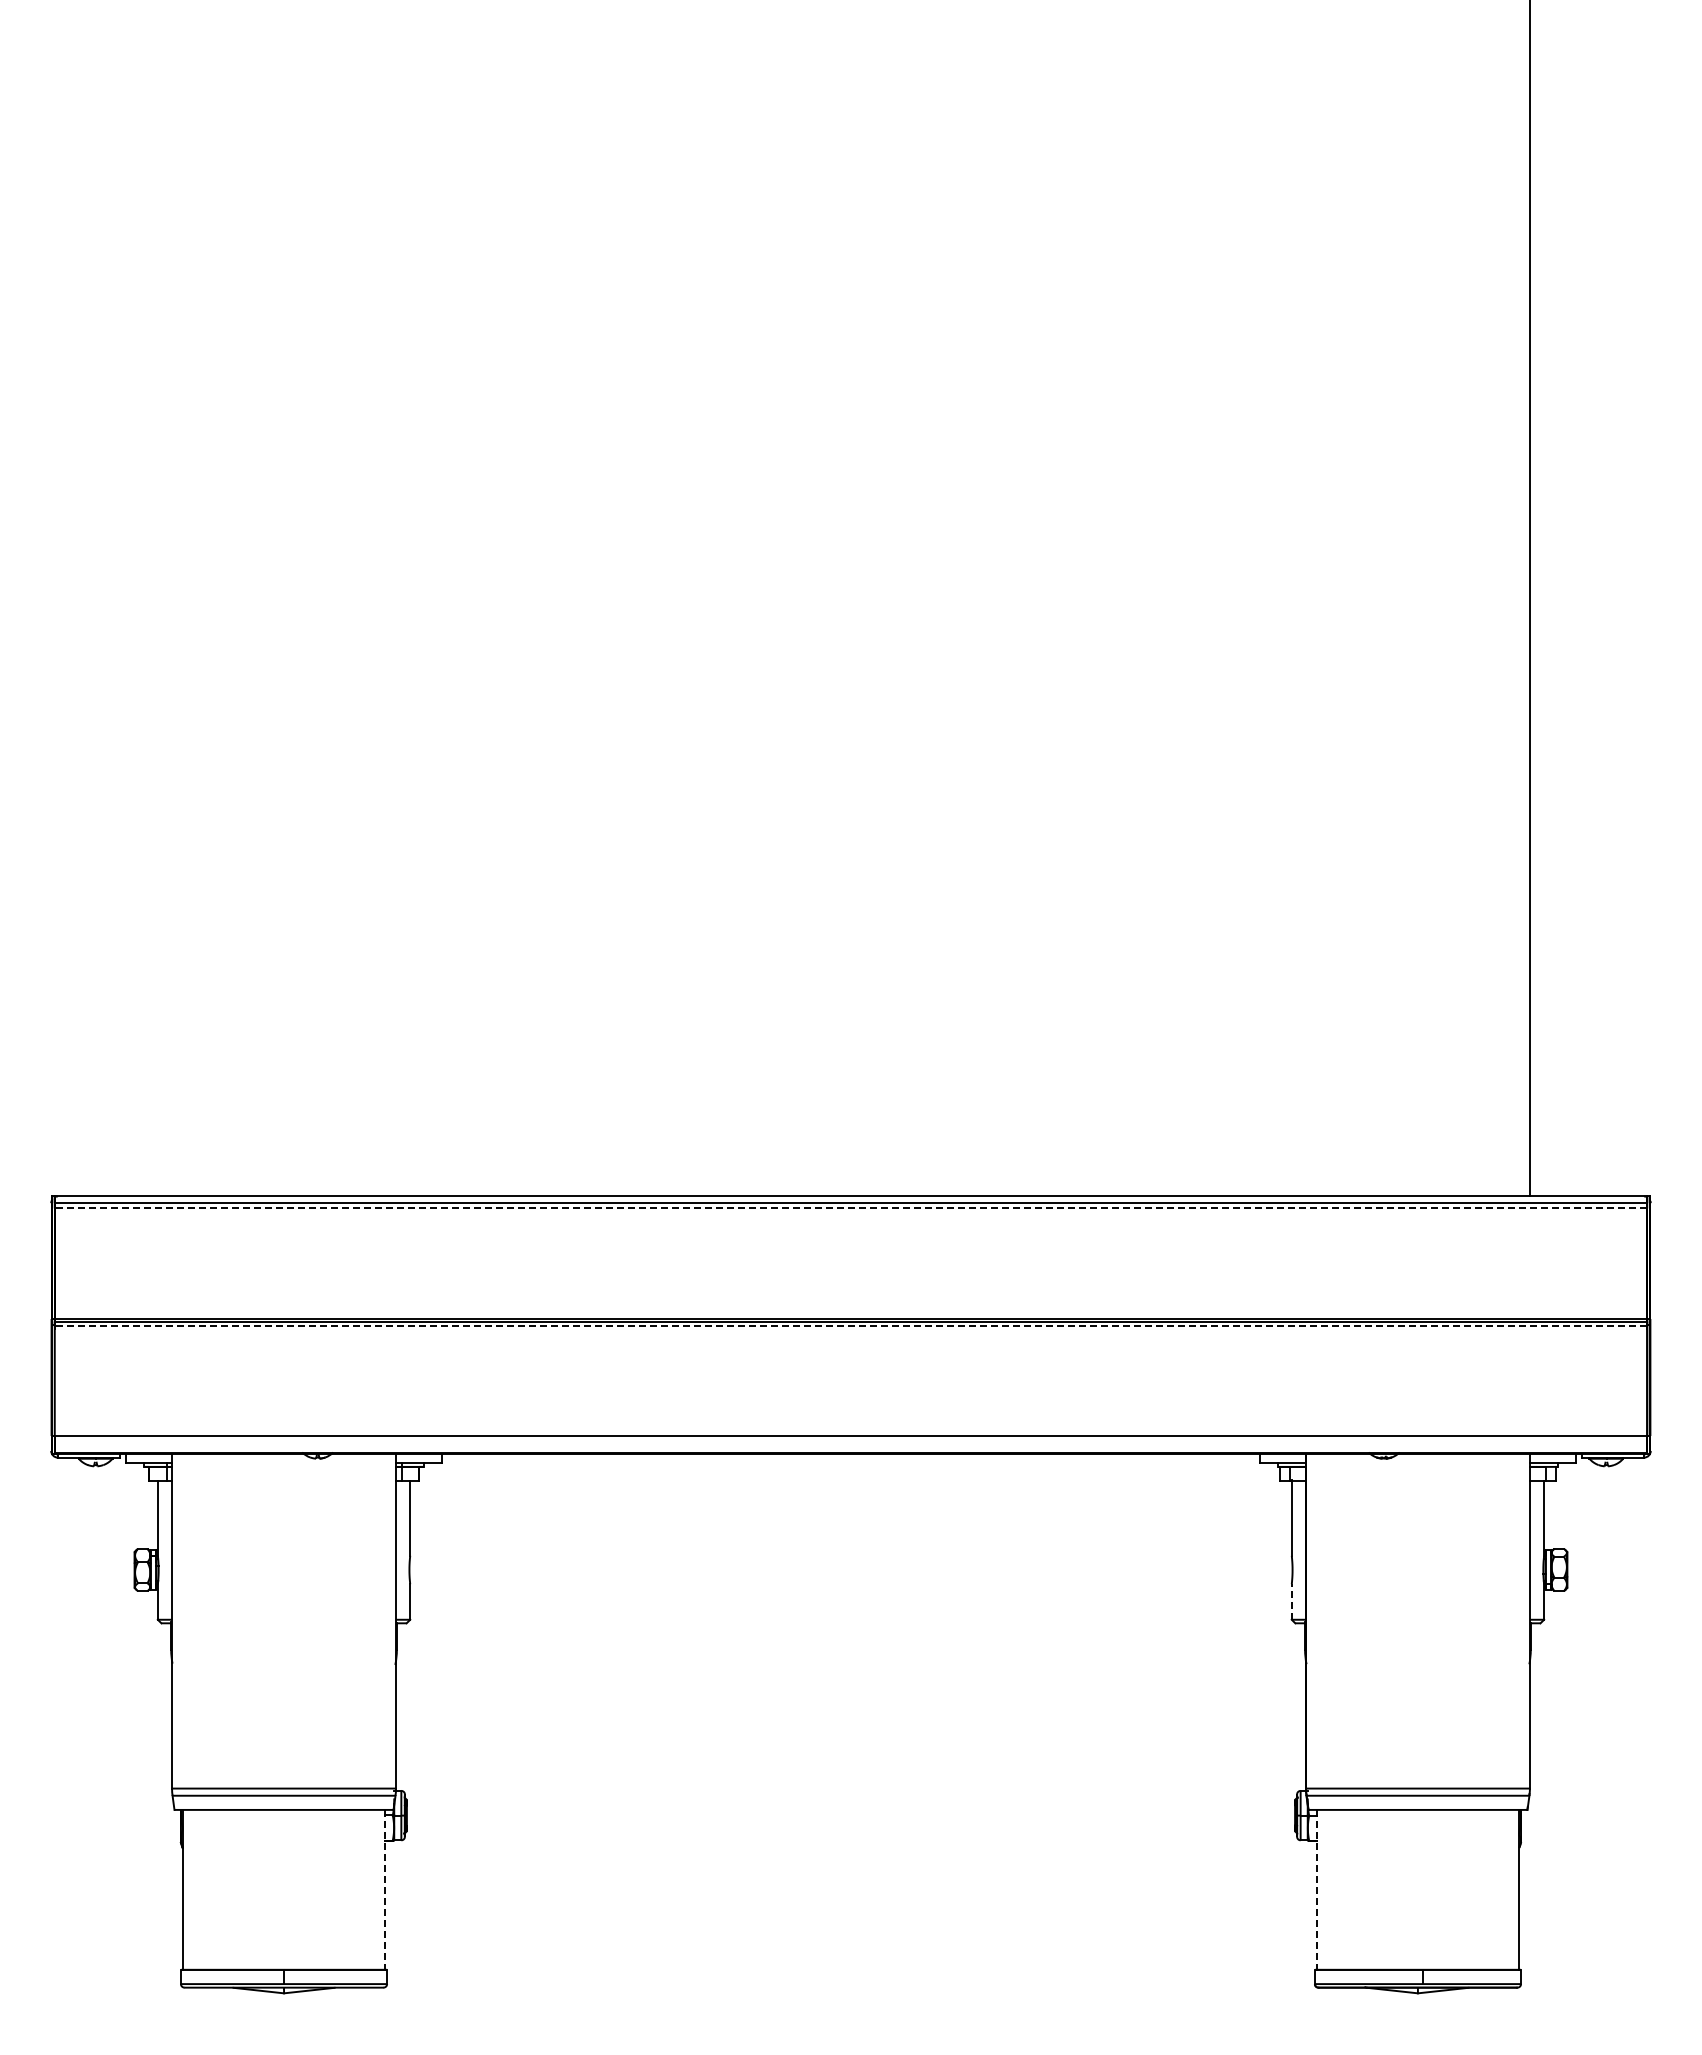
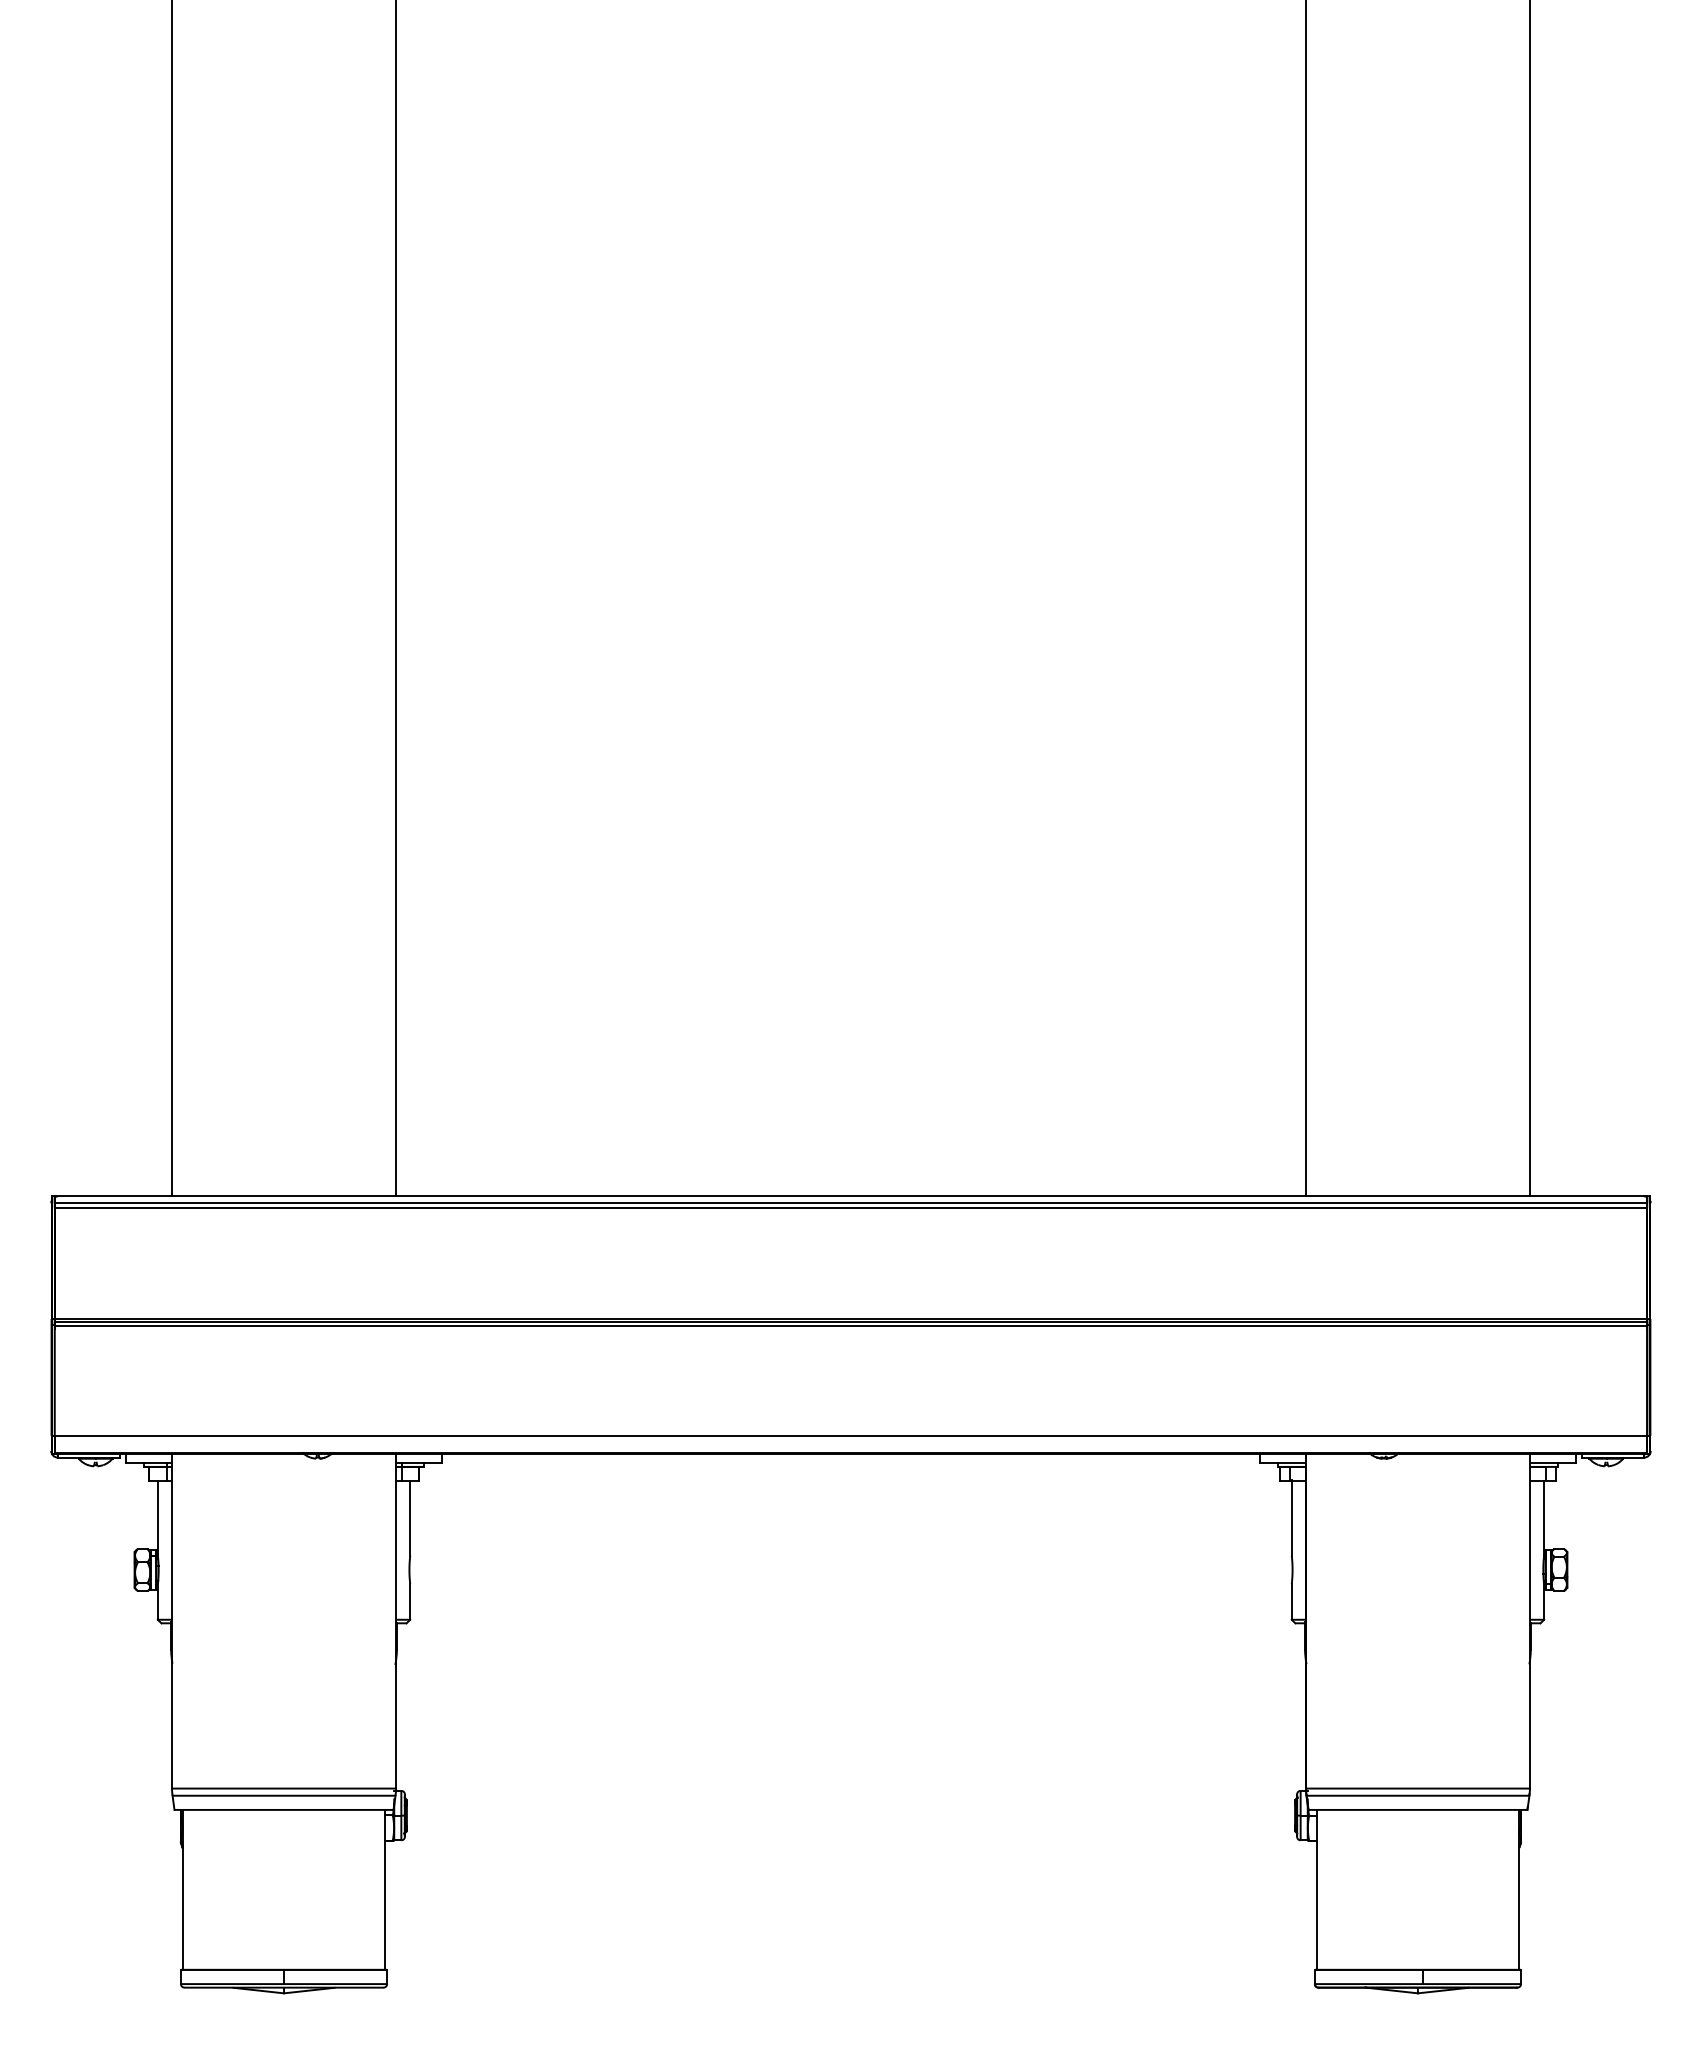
line: none -> present (172, 599)
line: none -> present (396, 599)
line: none -> present (1305, 599)
line: dashed -> solid (850, 1208)
line: dashed -> solid (850, 1326)
line: dashed -> solid (1291, 1601)
line: dashed -> solid (385, 1889)
line: dashed -> solid (1316, 1889)
